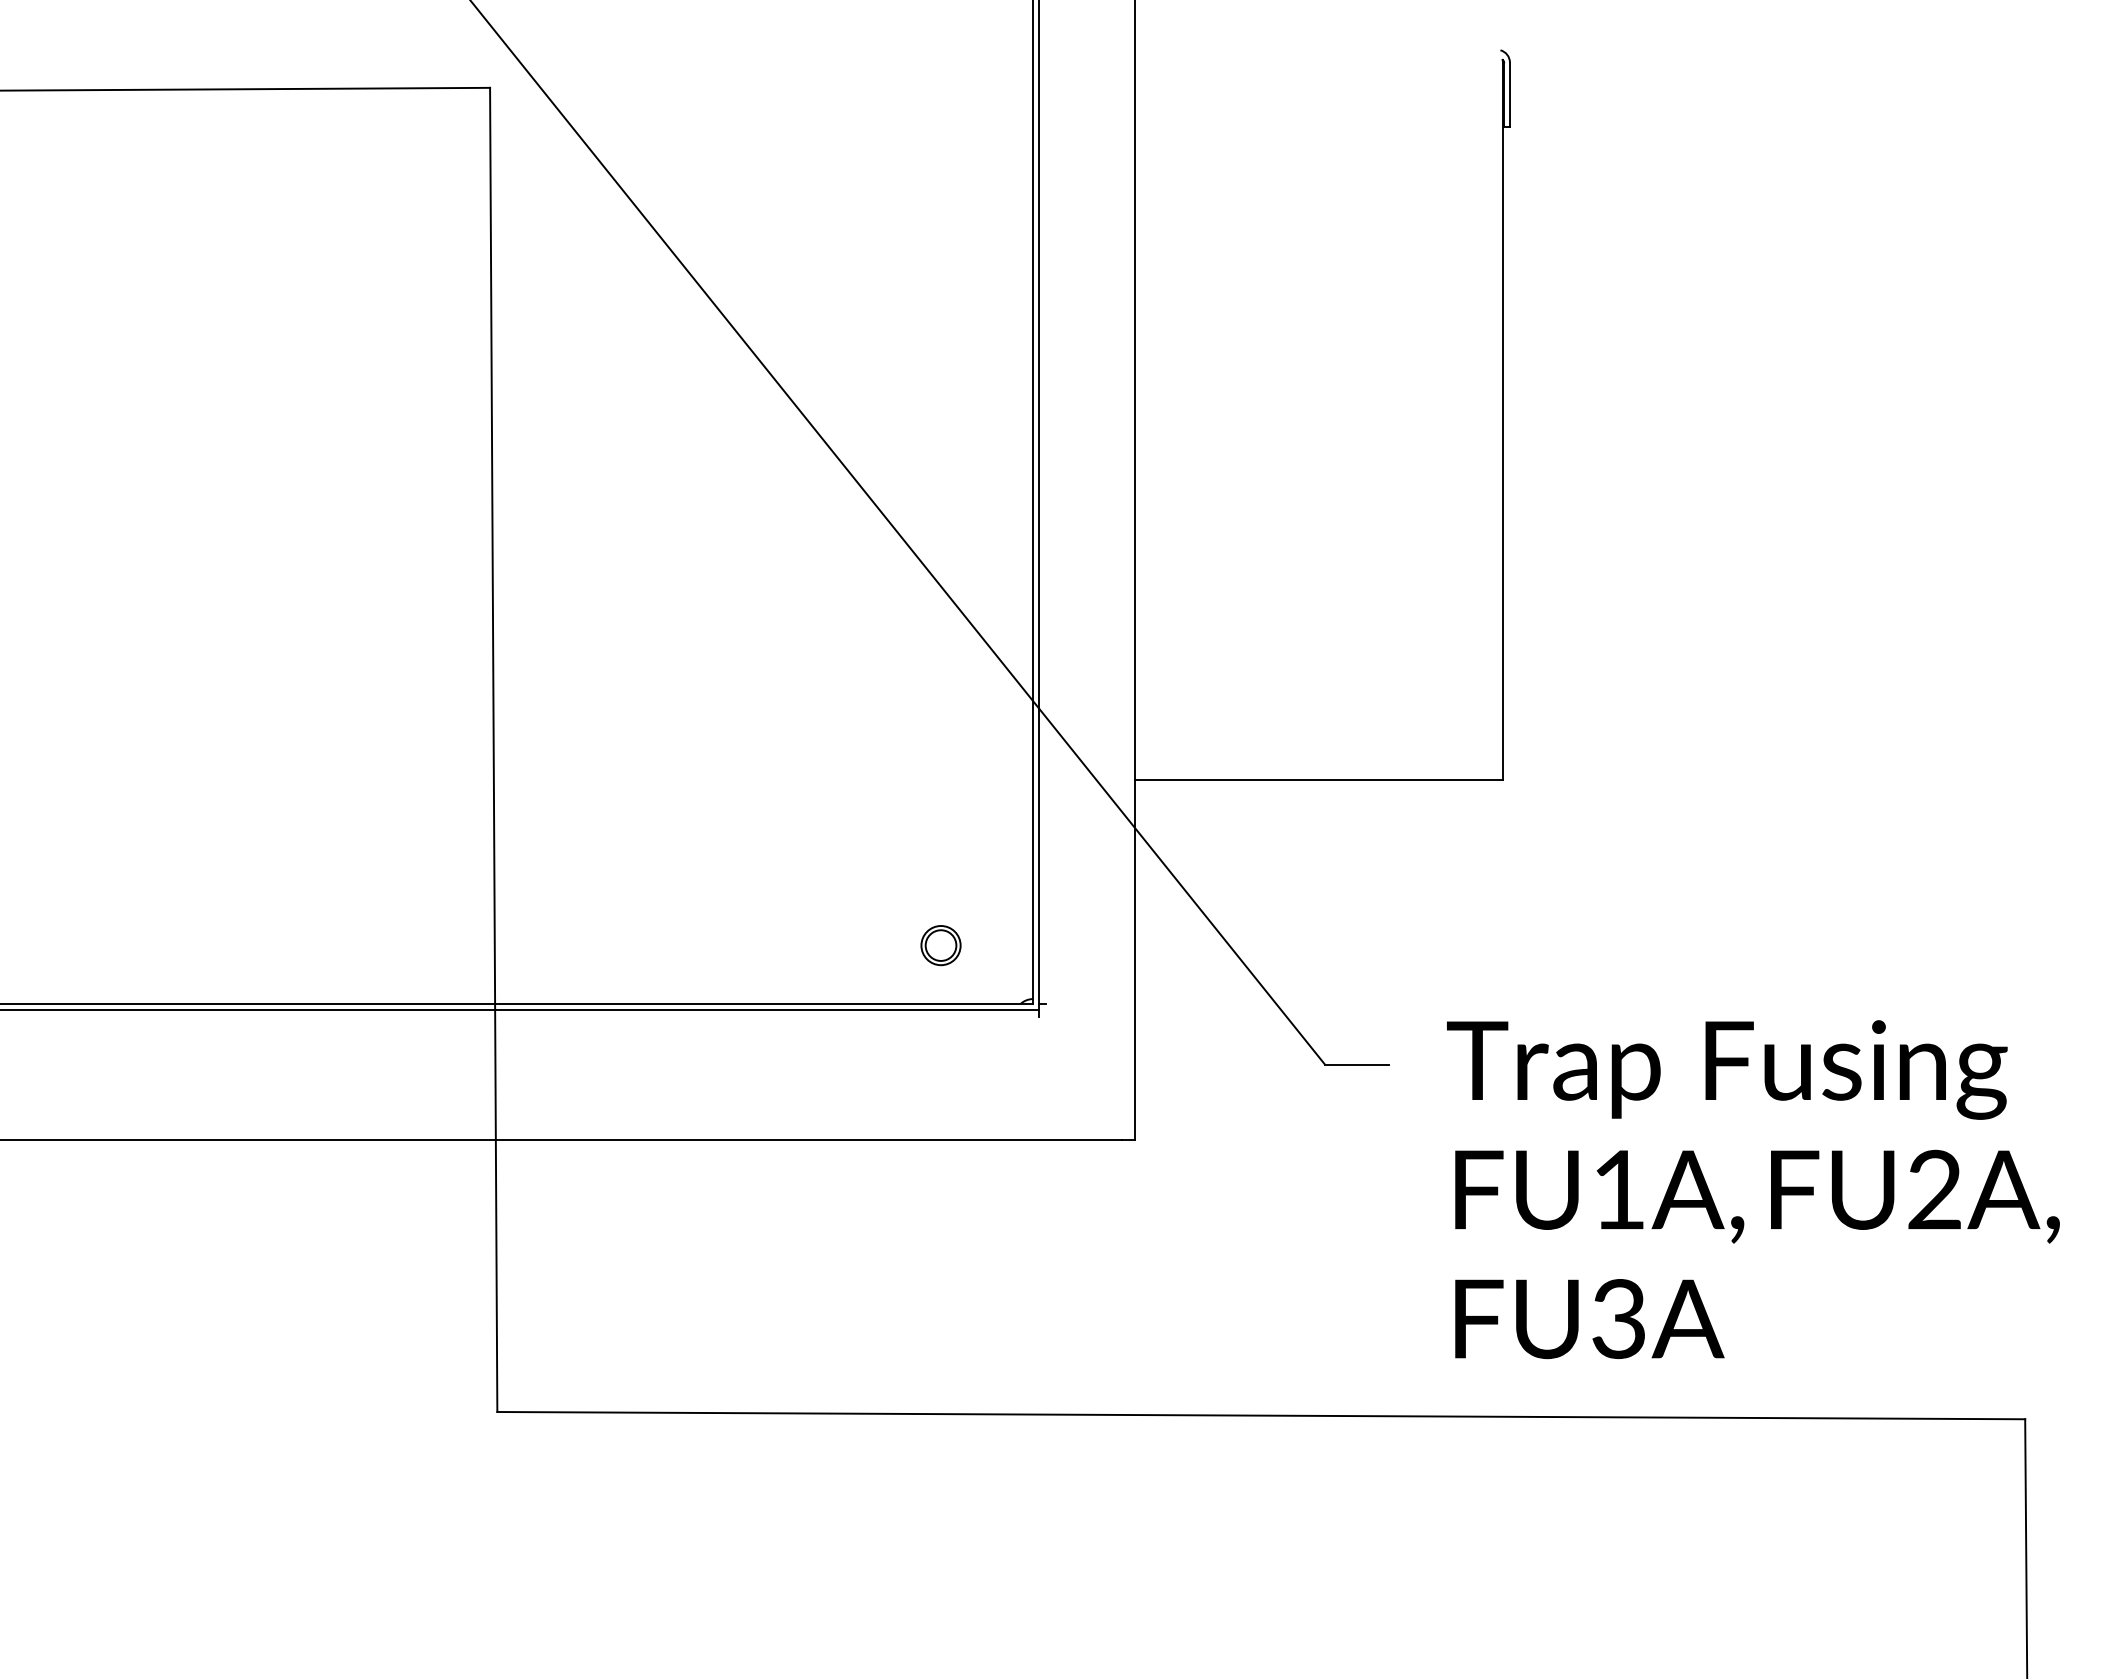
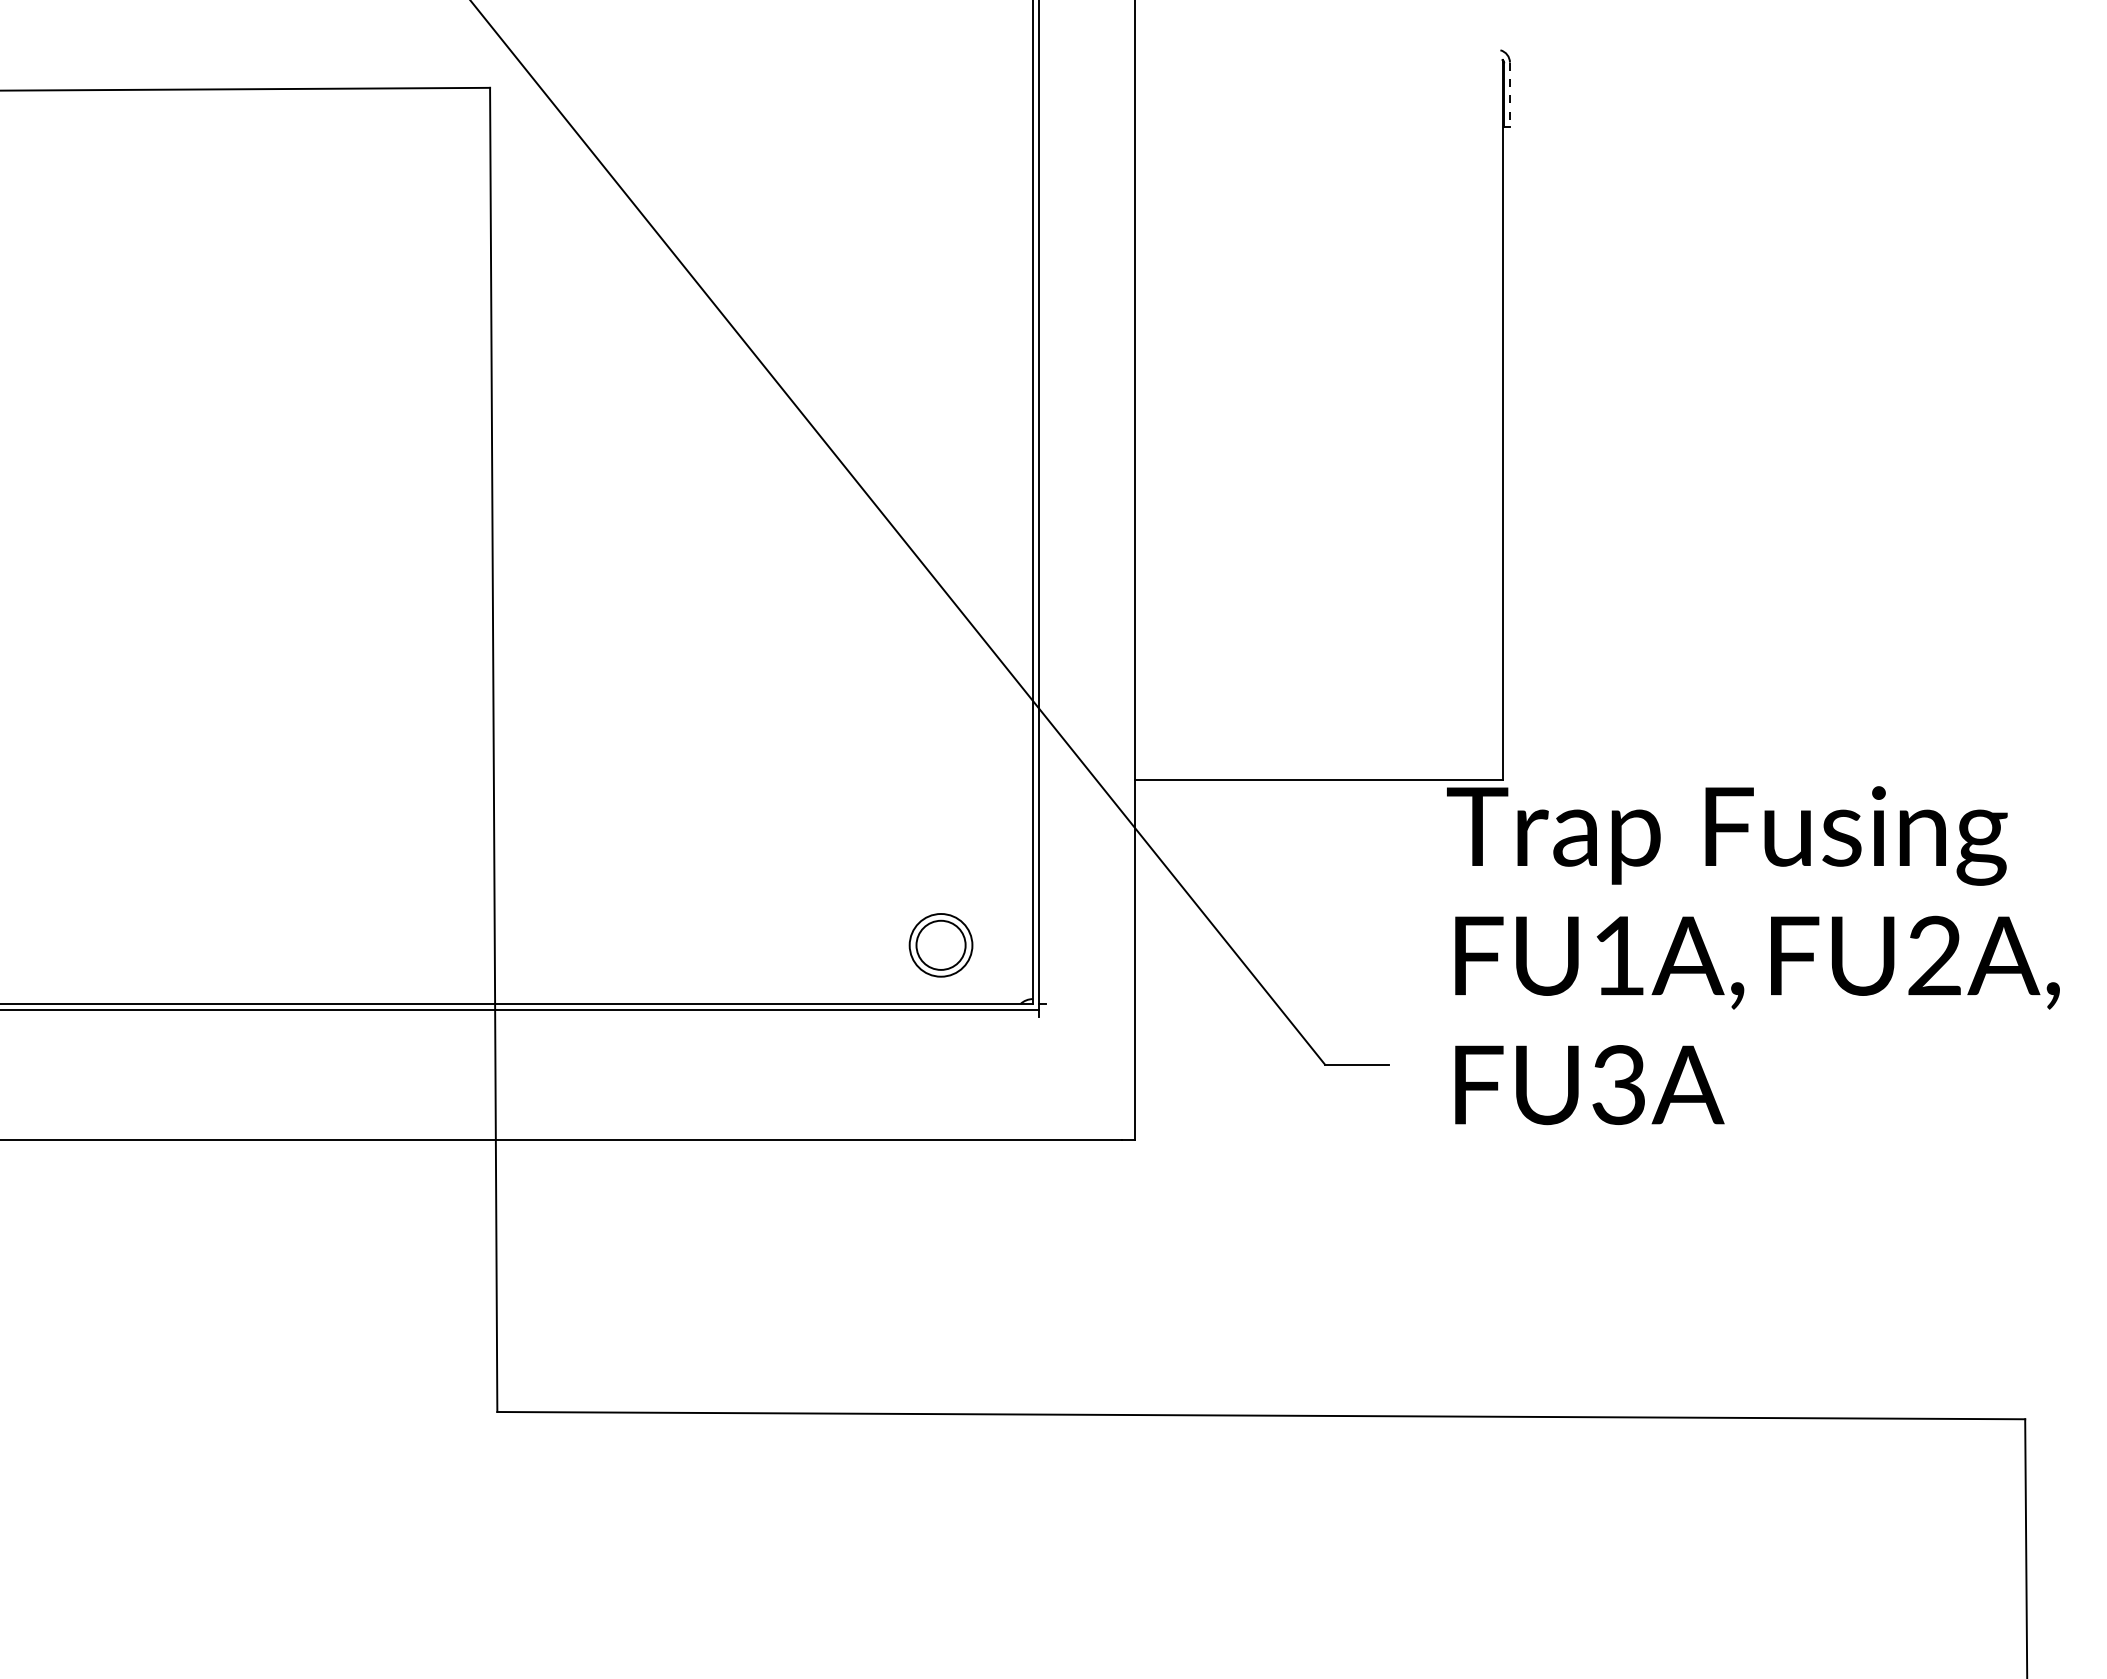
line: solid -> dashed (1509, 95)
part size: 42x42 px -> 66x65 px (940, 945)
text position: (1753, 1189) -> (1753, 955) (1753, 955)
